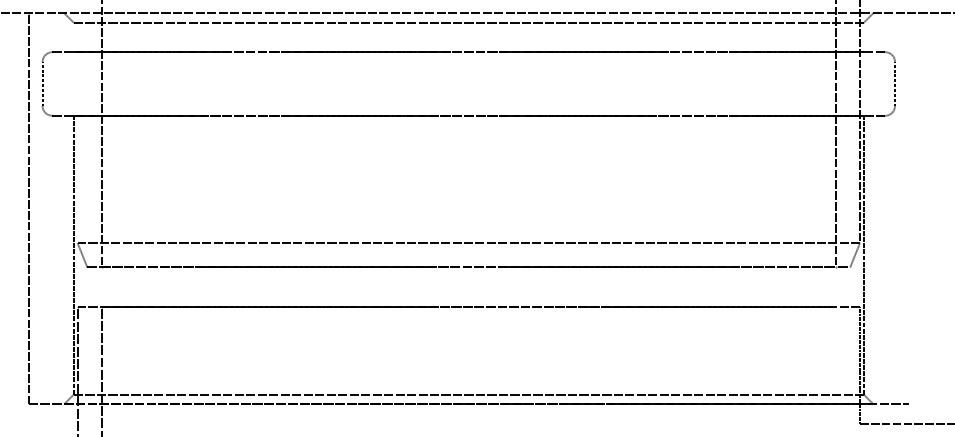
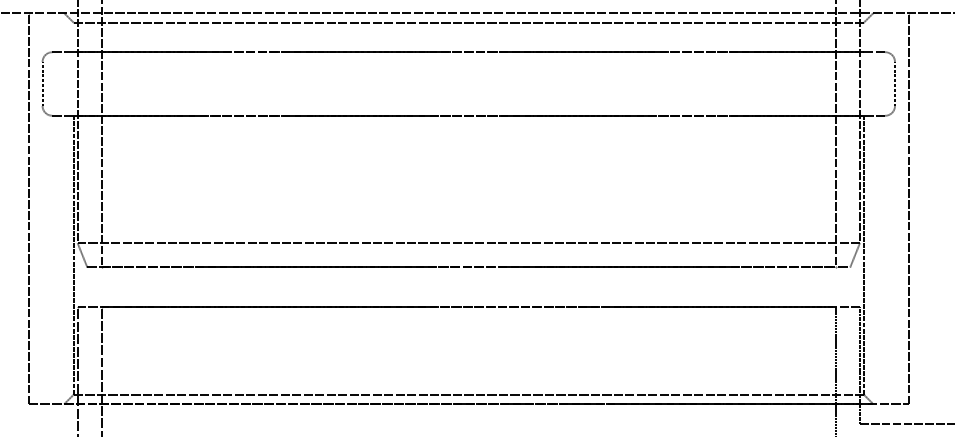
line: none -> present (77, 122)
line: none -> present (908, 208)
line: none -> present (836, 369)
